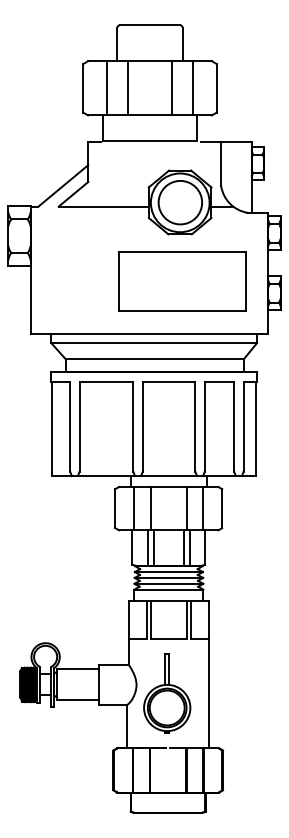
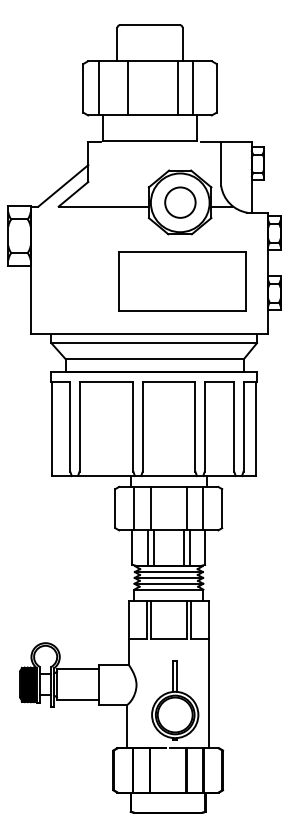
line position: (106, 88) -> (98, 88) (98, 88)
line position: (172, 88) -> (178, 88) (178, 88)
circle diameter: 43 px -> 30 px (180, 202)
part position: (167, 693) -> (175, 700) (175, 700)
